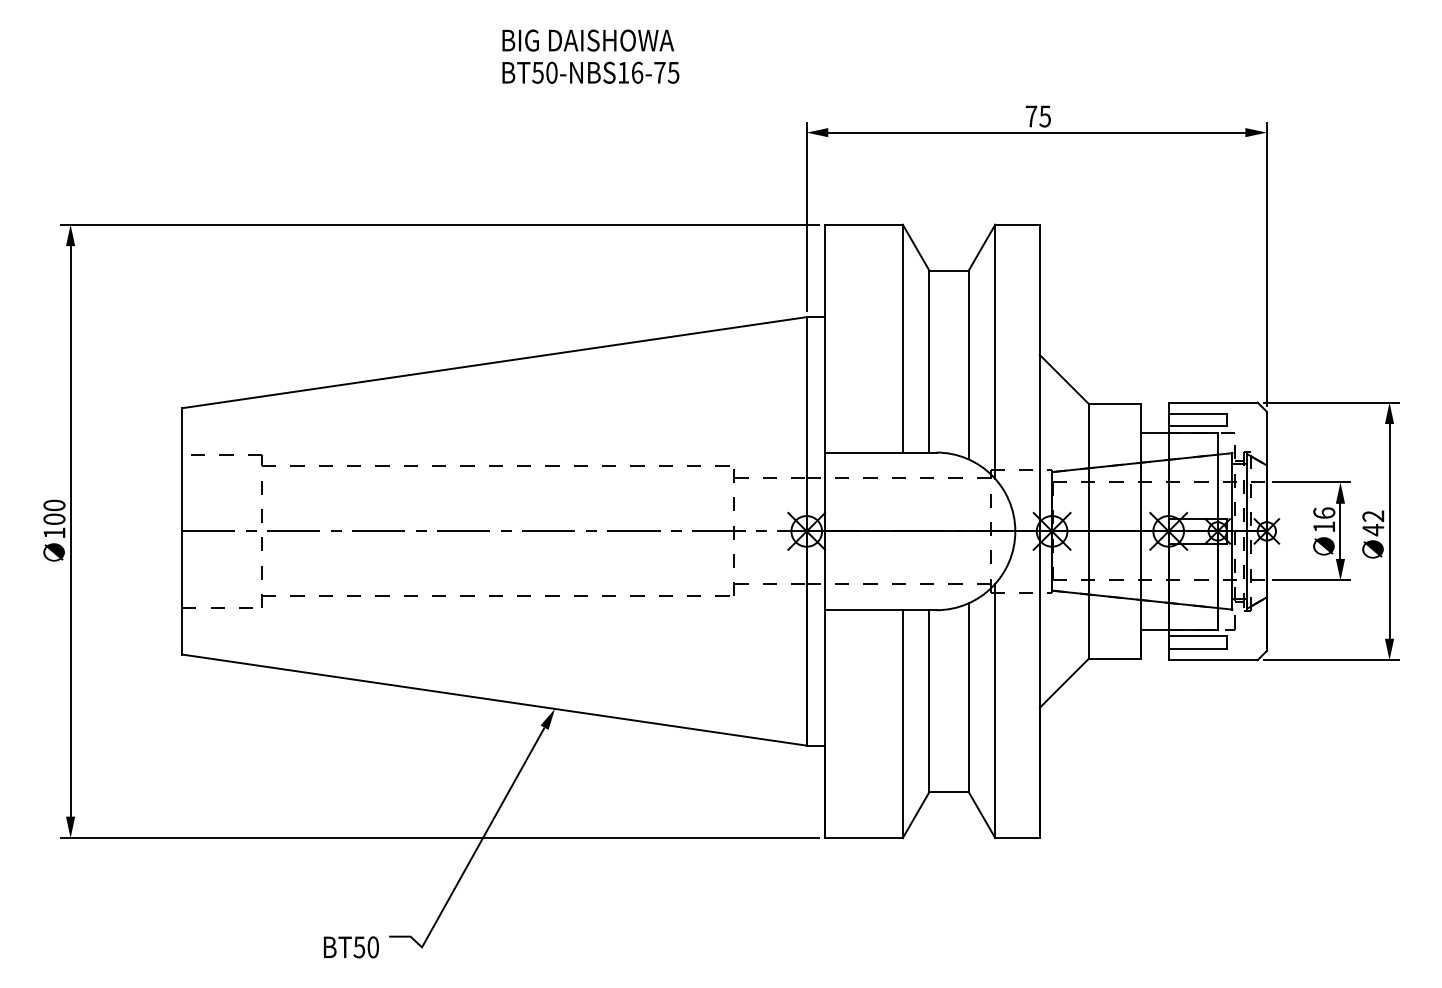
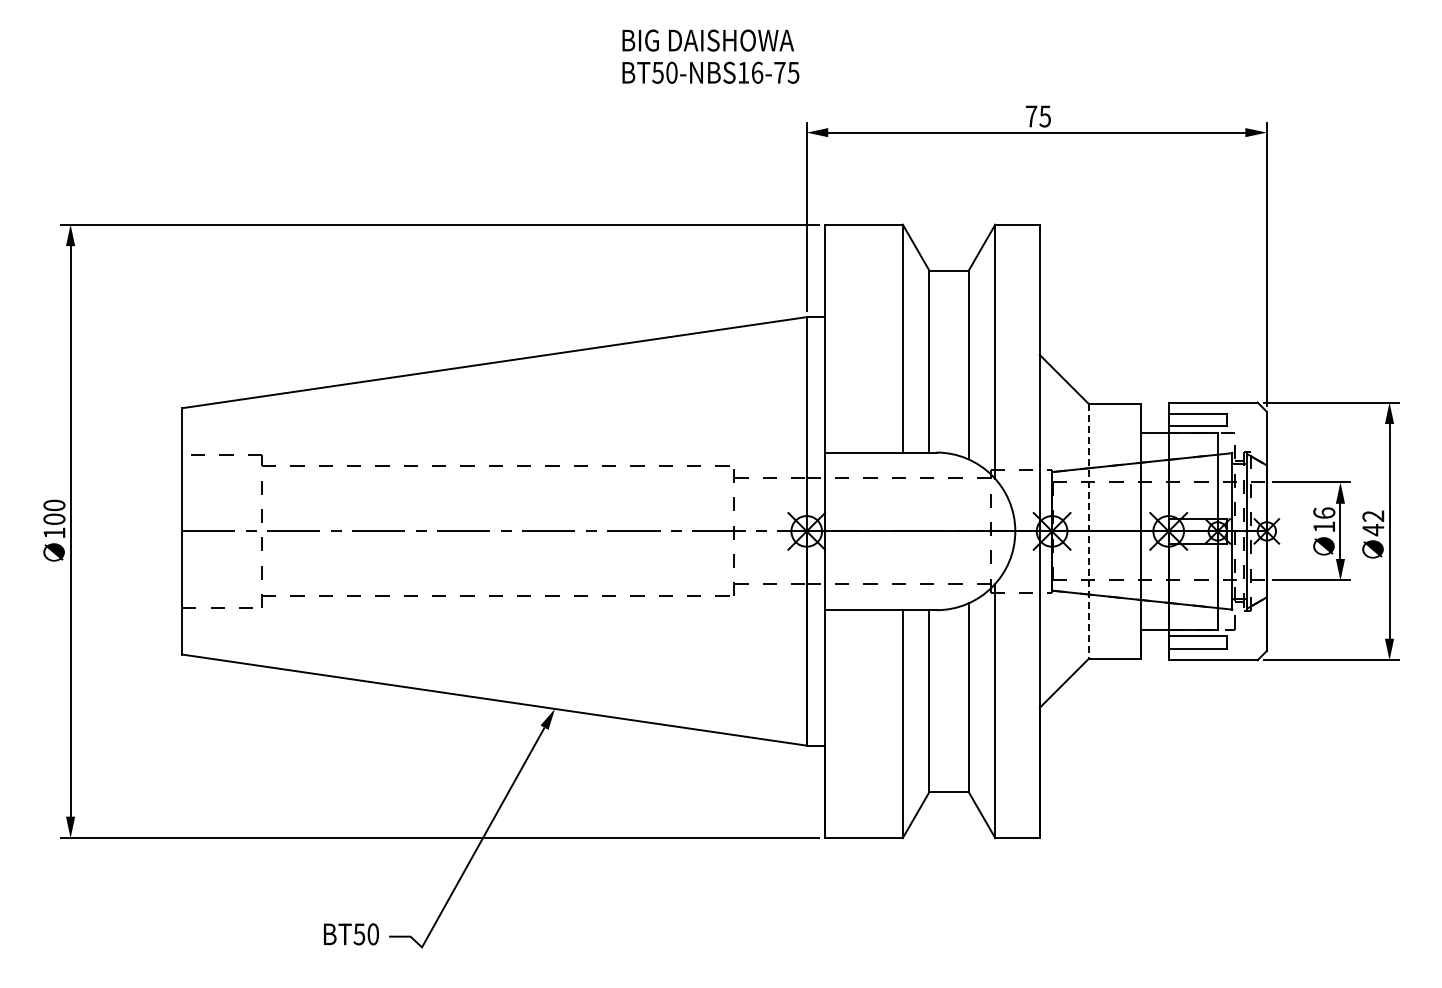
text position: (590, 56) -> (710, 56) (710, 56)
line: solid -> dashed (1088, 531)
text position: (351, 947) -> (351, 934) (351, 934)
